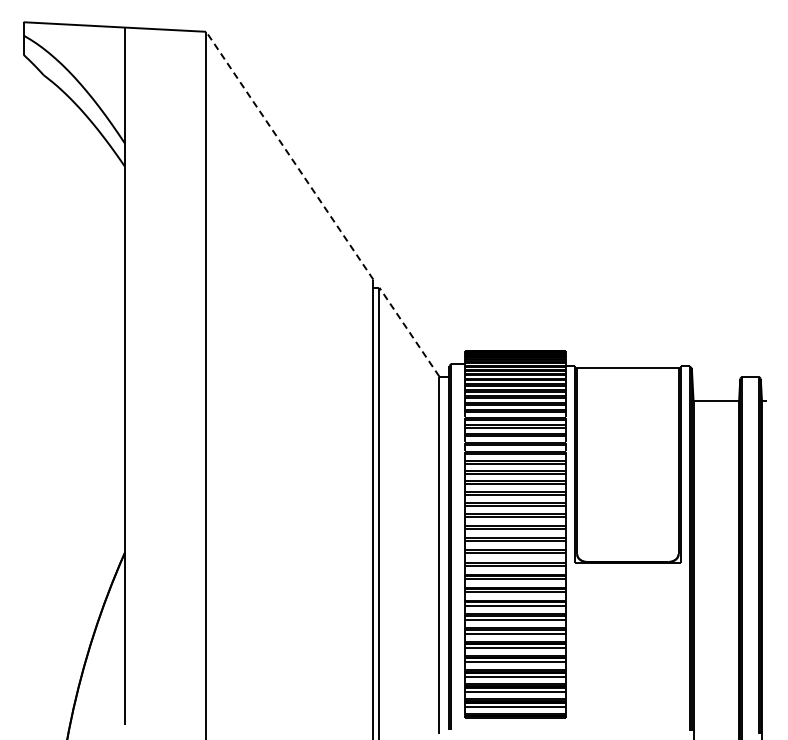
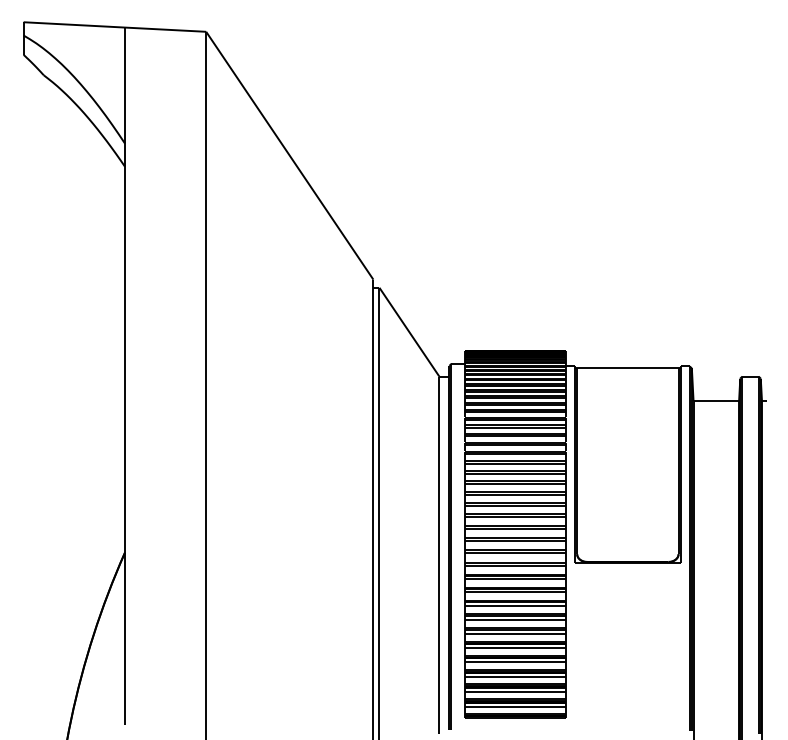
line: dashed -> solid (289, 155)
line: dashed -> solid (409, 332)
